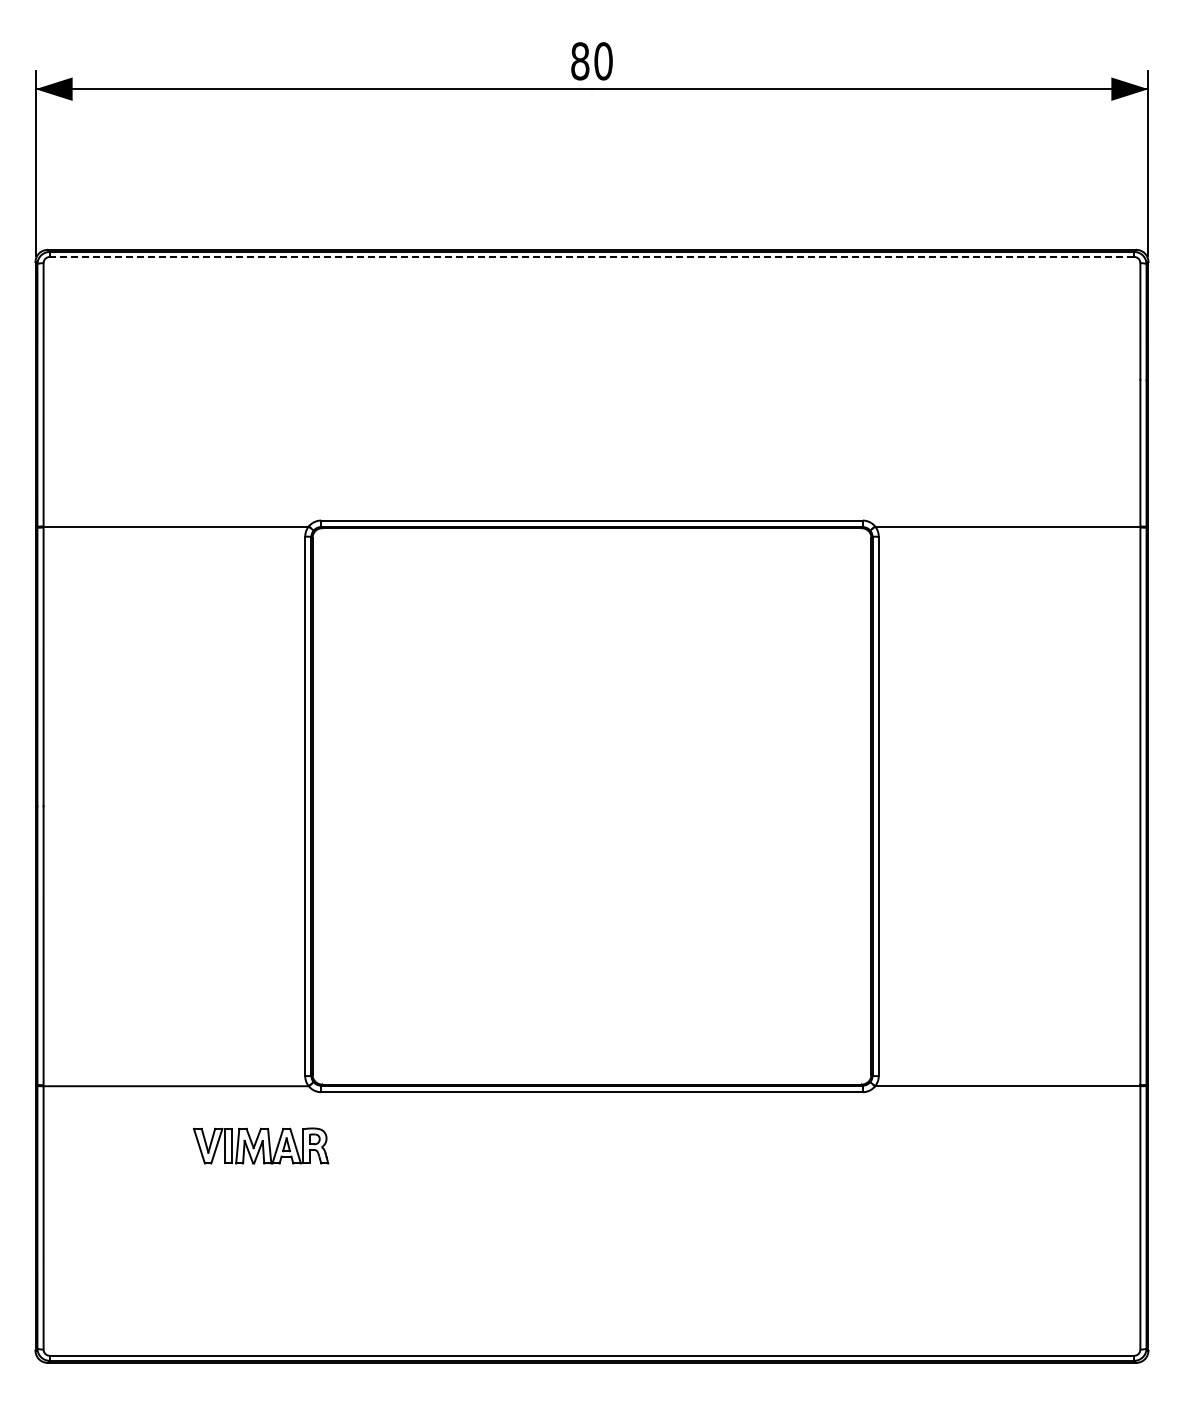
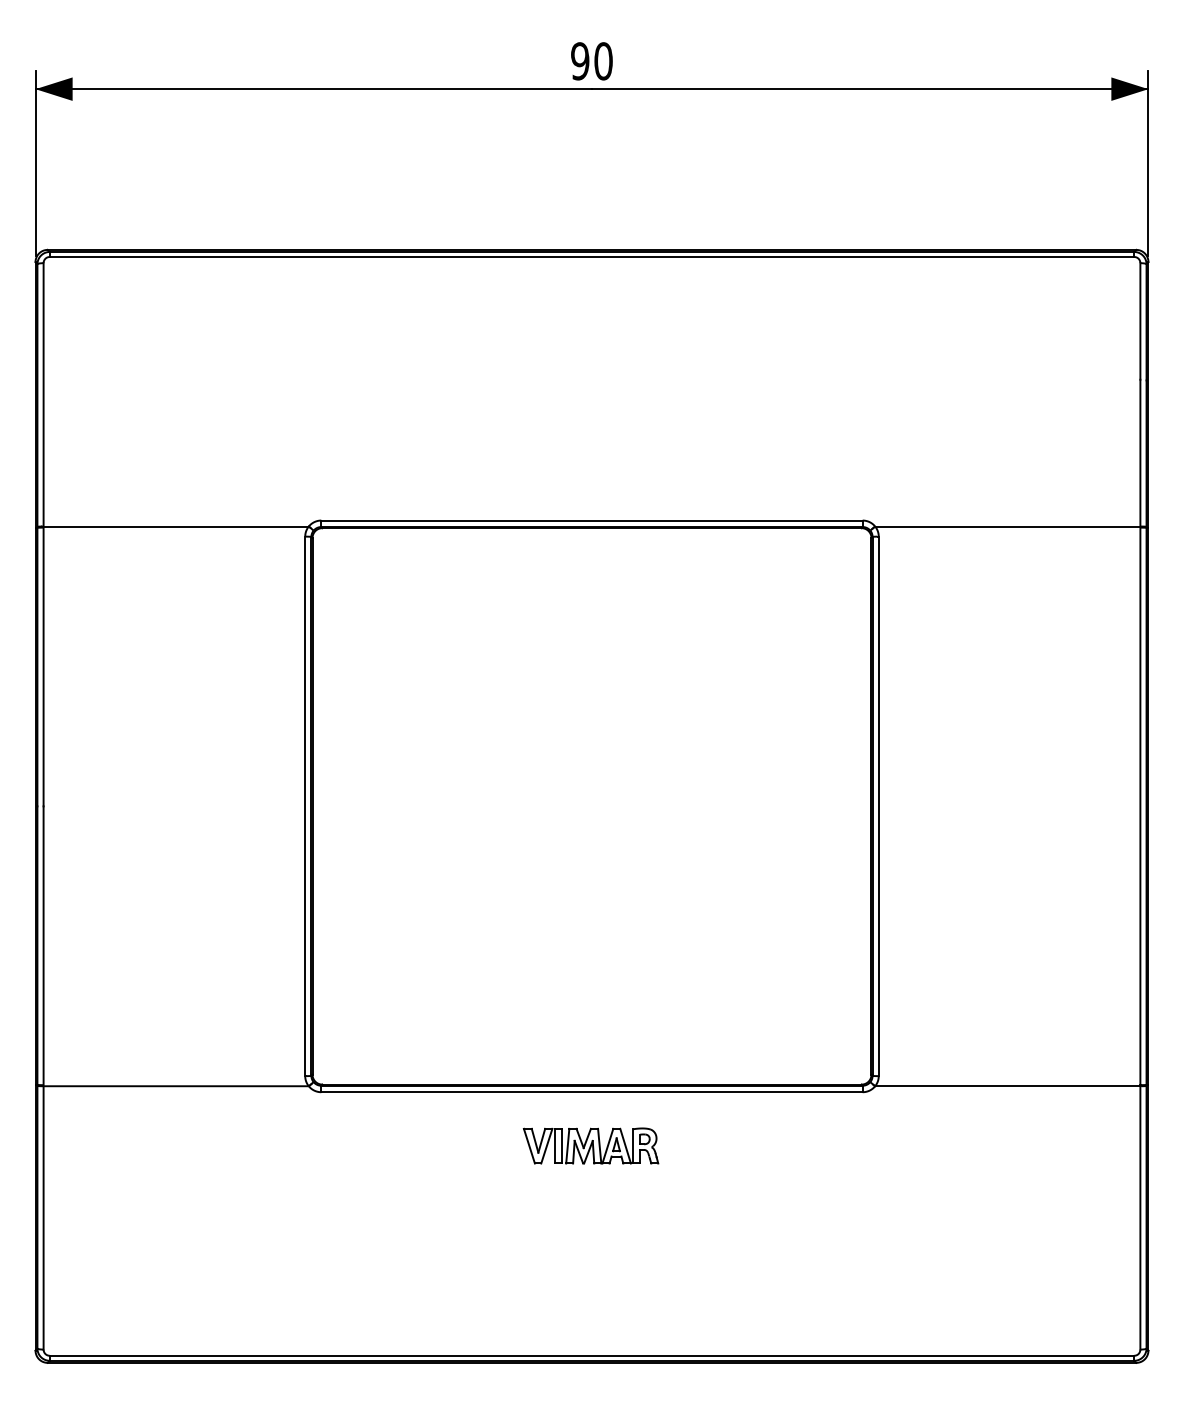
text: 80 -> 90 (580, 61)
line: dashed -> solid (591, 257)
part position: (260, 1145) -> (590, 1145) (590, 1145)
